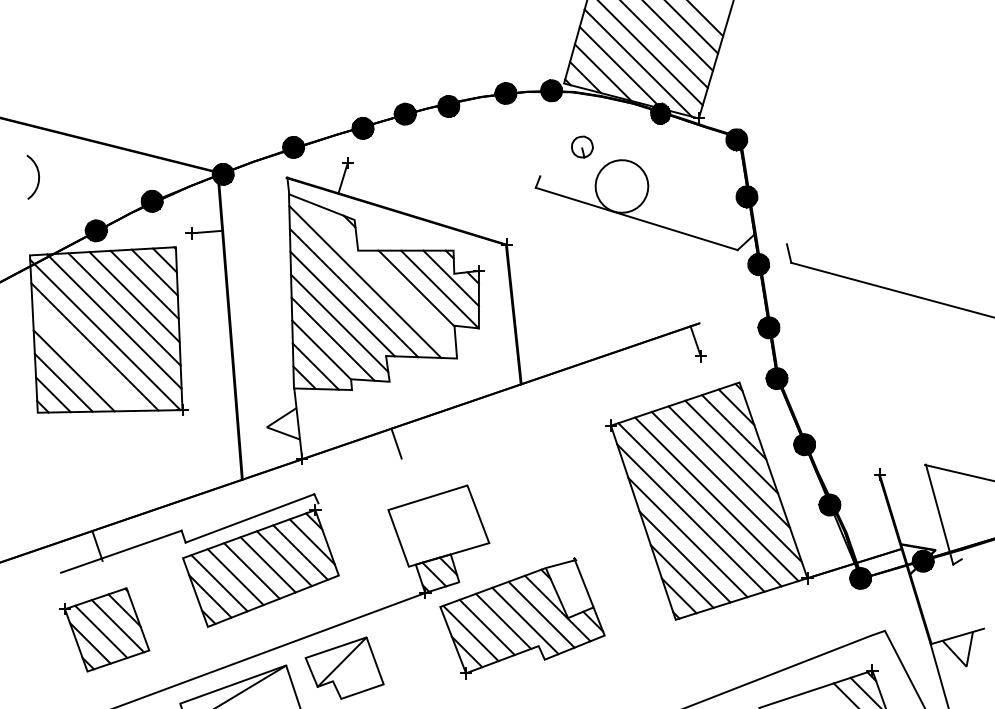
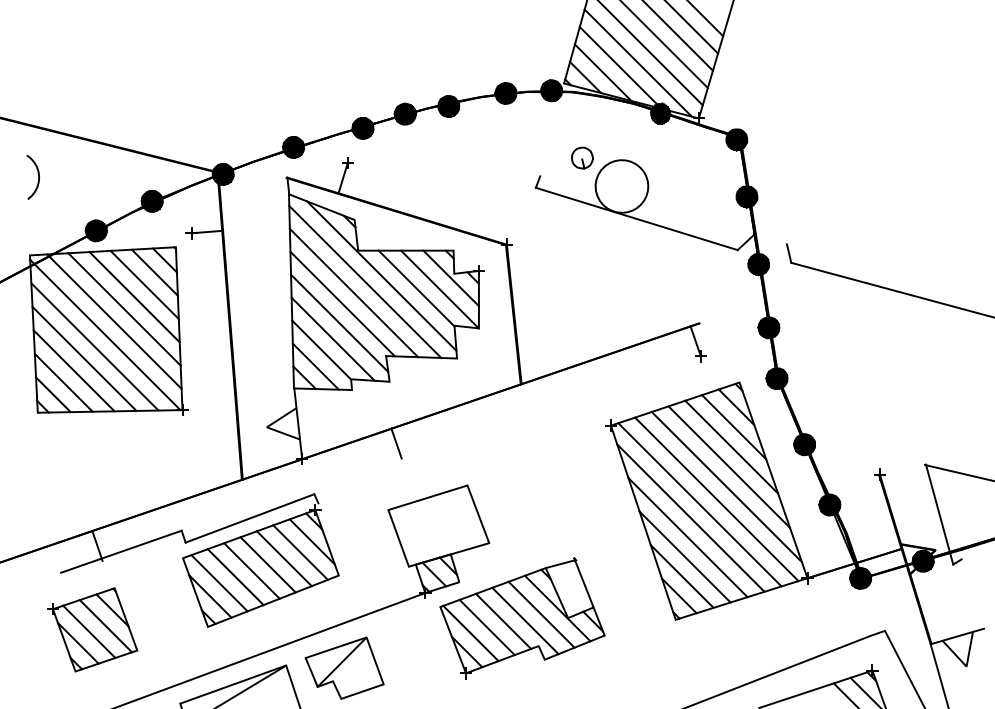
curve position: (582, 147) -> (582, 158) (582, 158)
line: none -> present (381, 275)
line: none -> present (84, 358)
part position: (104, 629) -> (92, 629) (92, 629)
